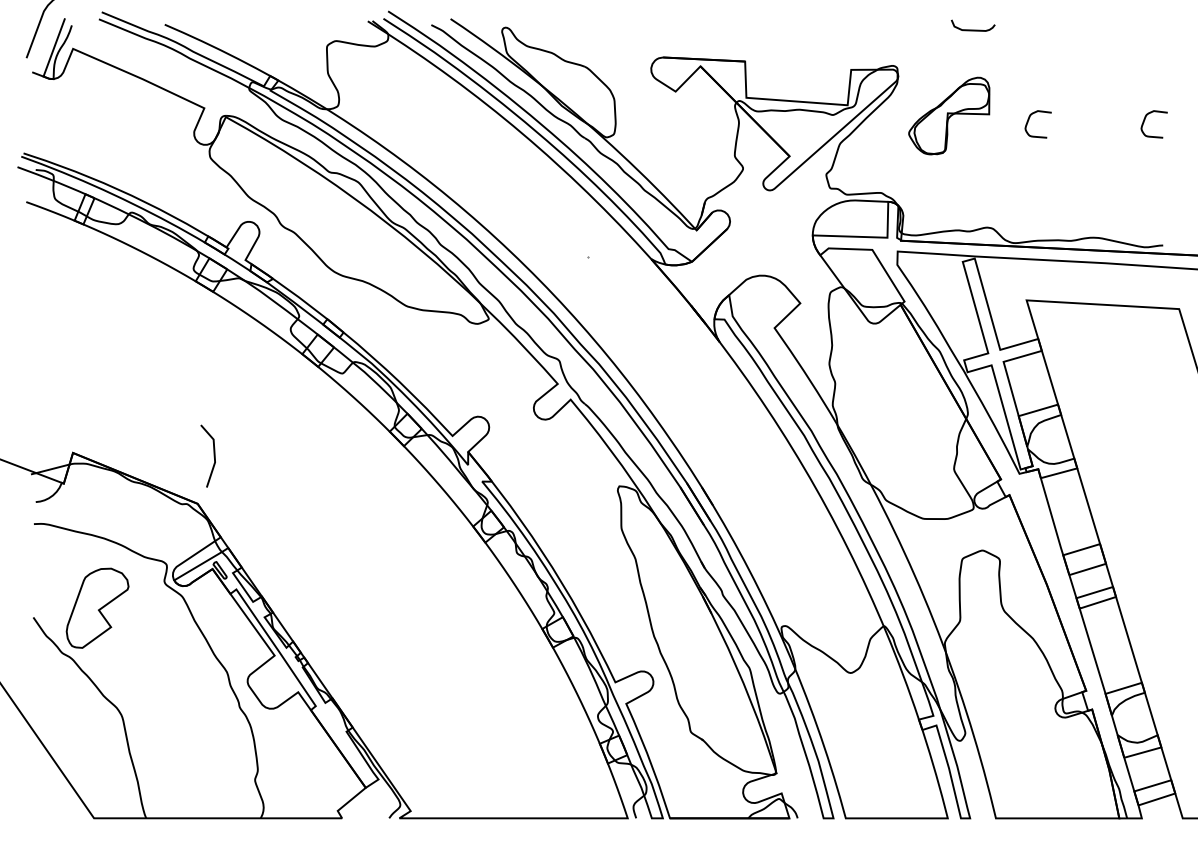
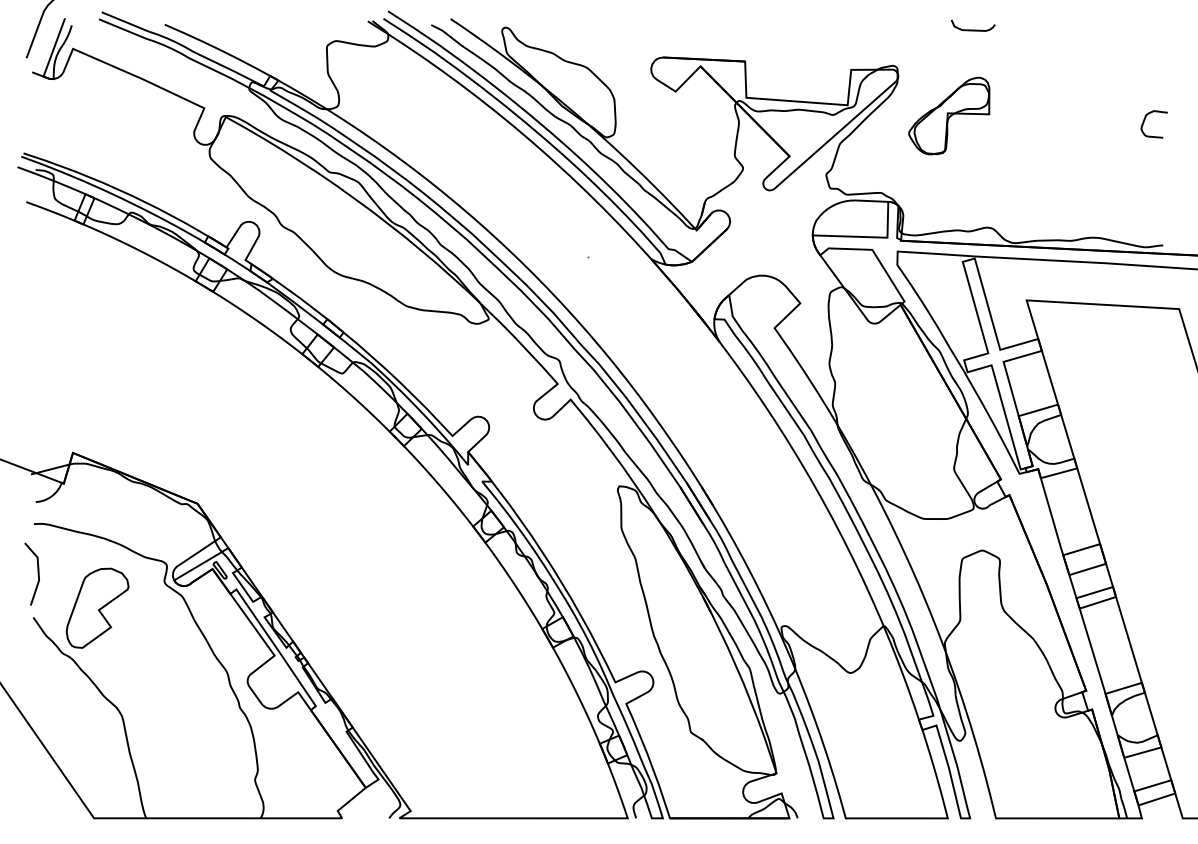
curve: present -> none (1029, 120)
line position: (213, 455) -> (37, 573) (37, 573)
